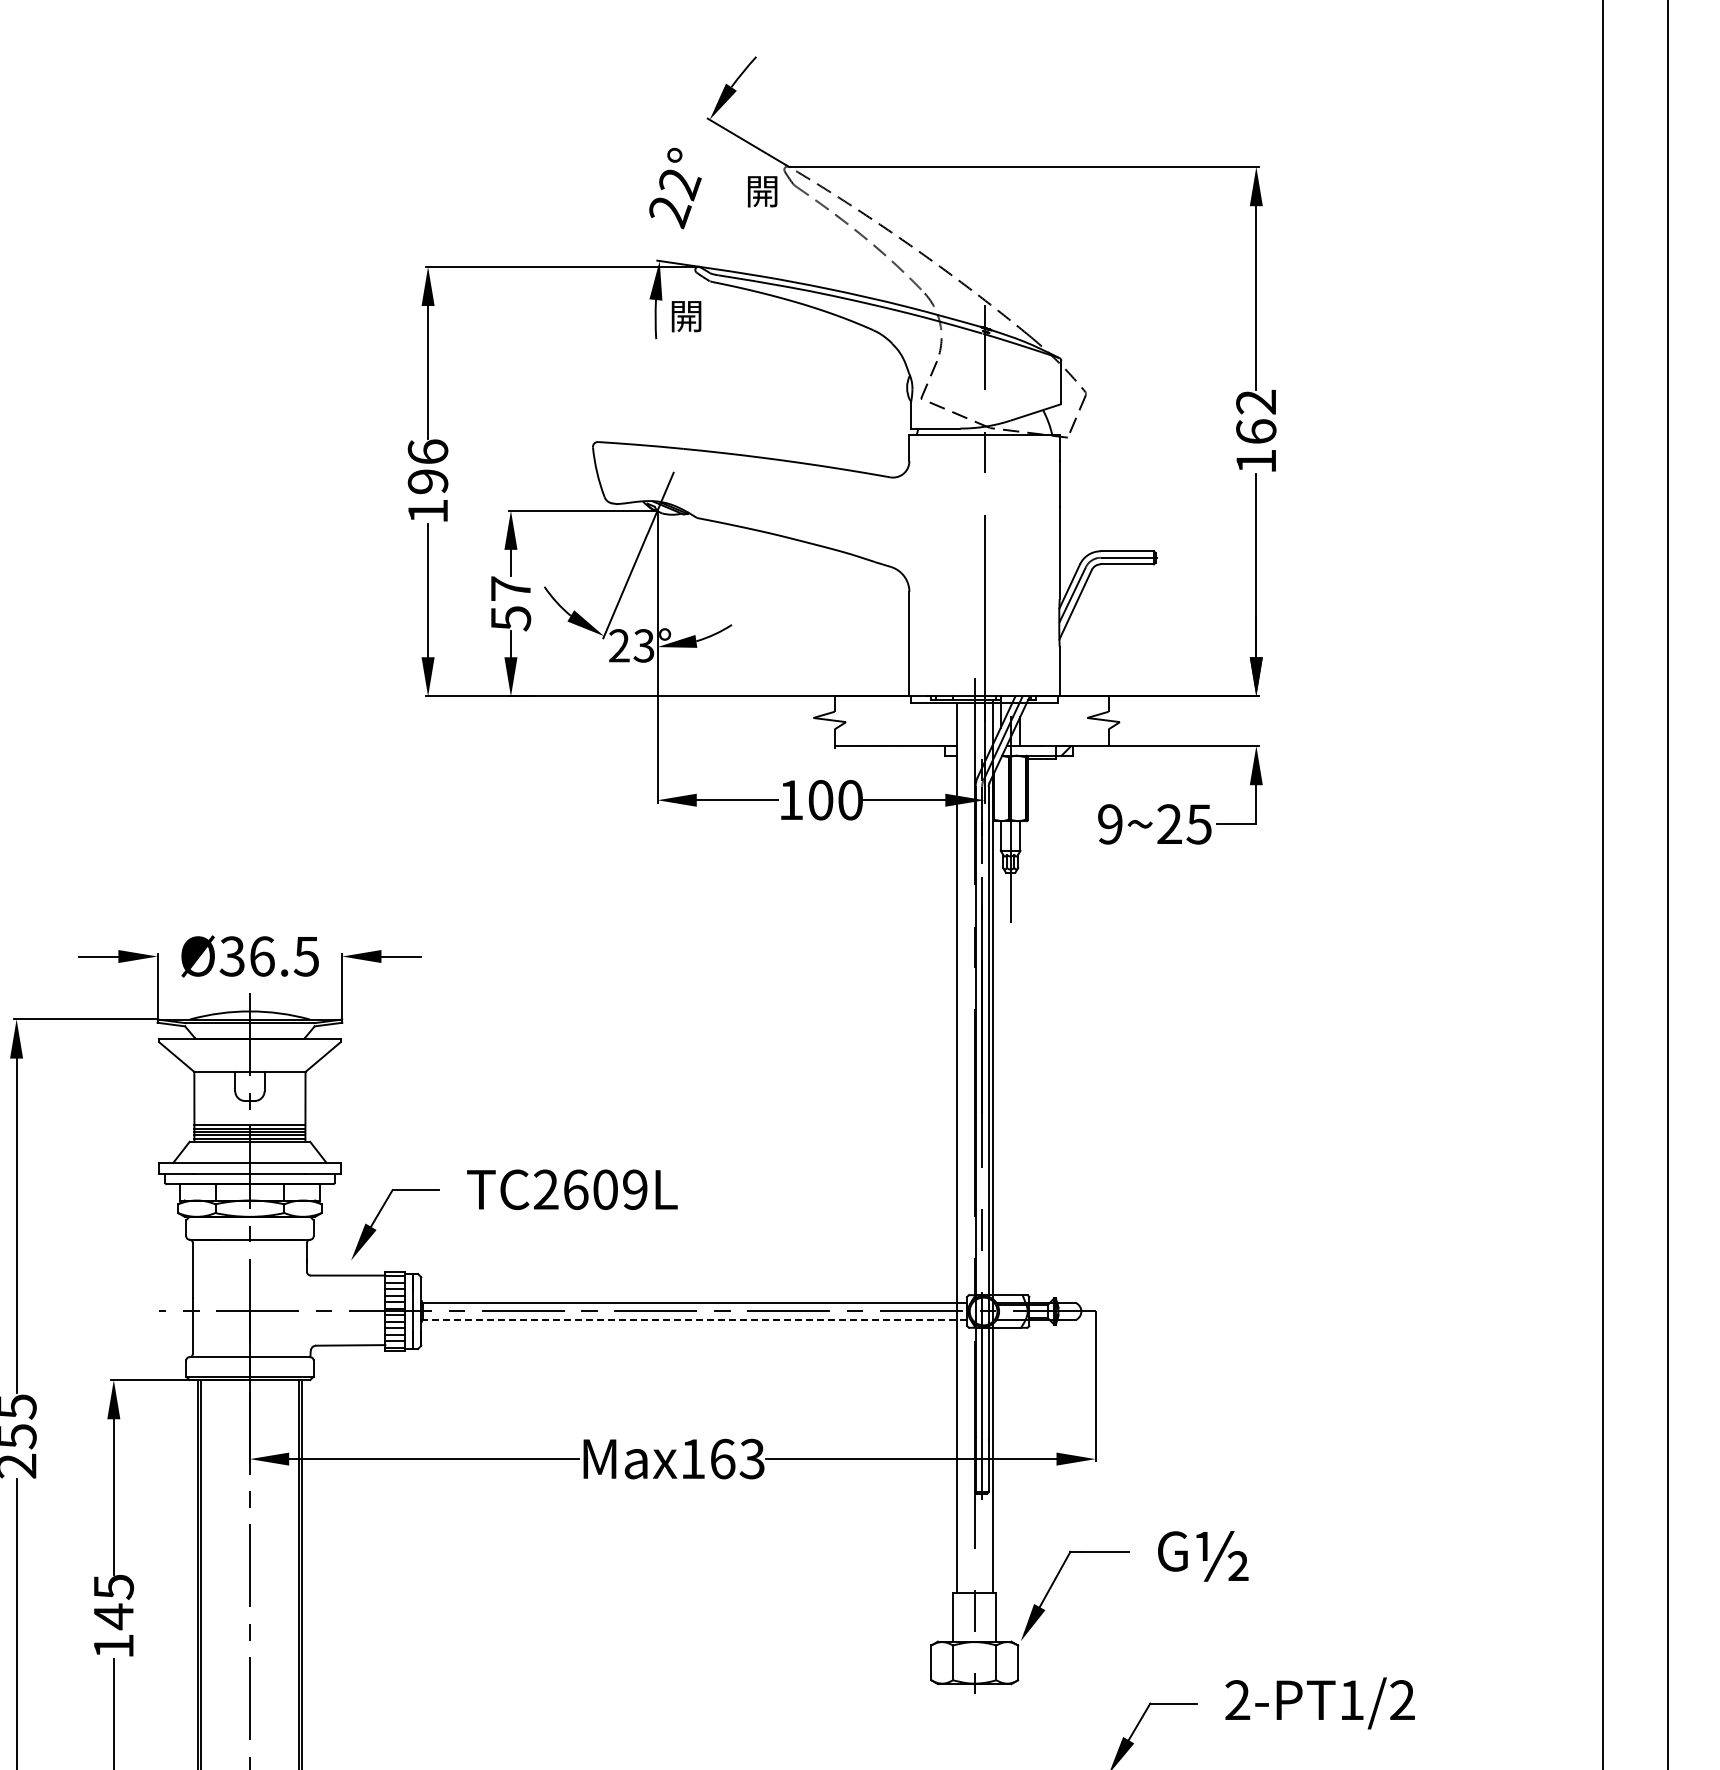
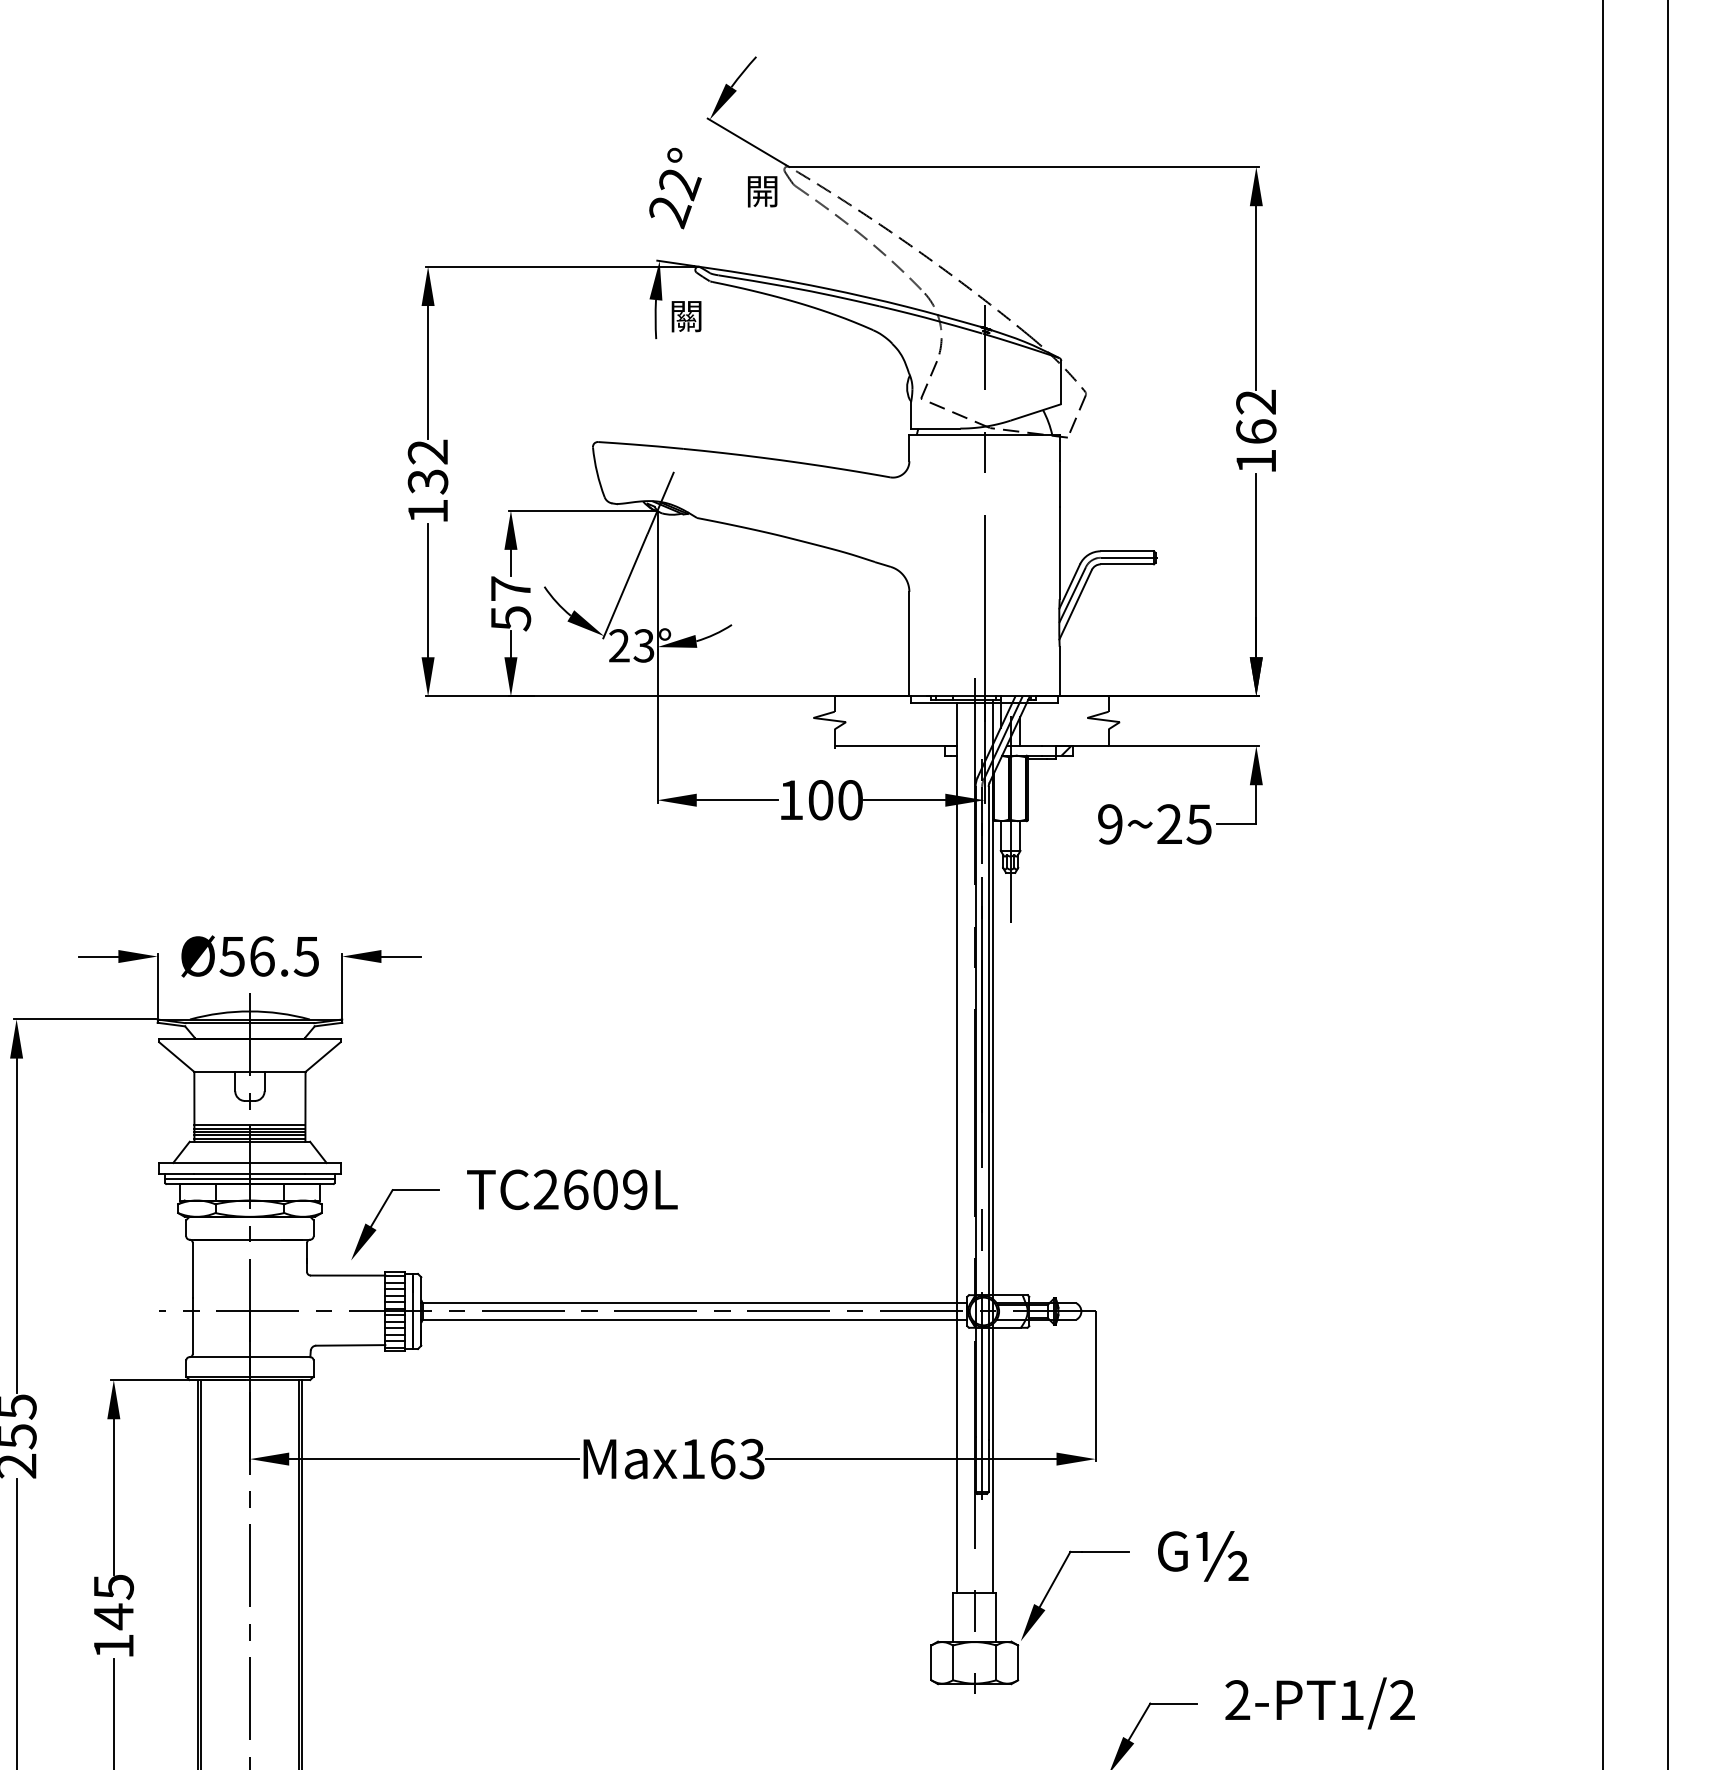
text: 開 -> 關 (687, 316)
text: 196 -> 132 (427, 466)
text: 36.5 -> 56.5 (231, 956)
line: none -> present (249, 1178)
line: dashed -> solid (693, 1319)
